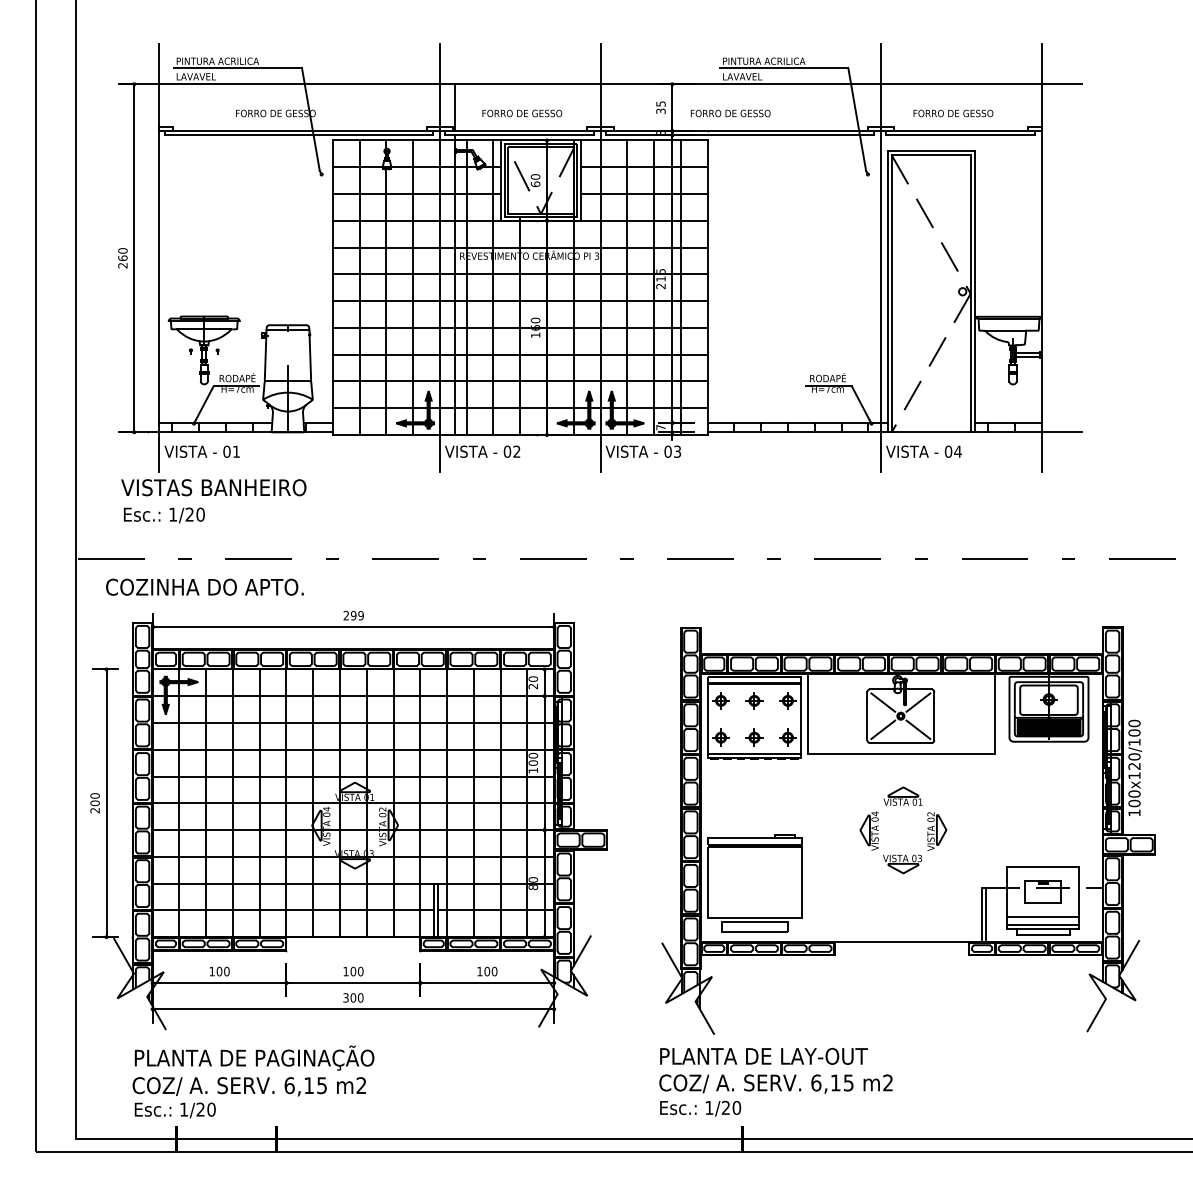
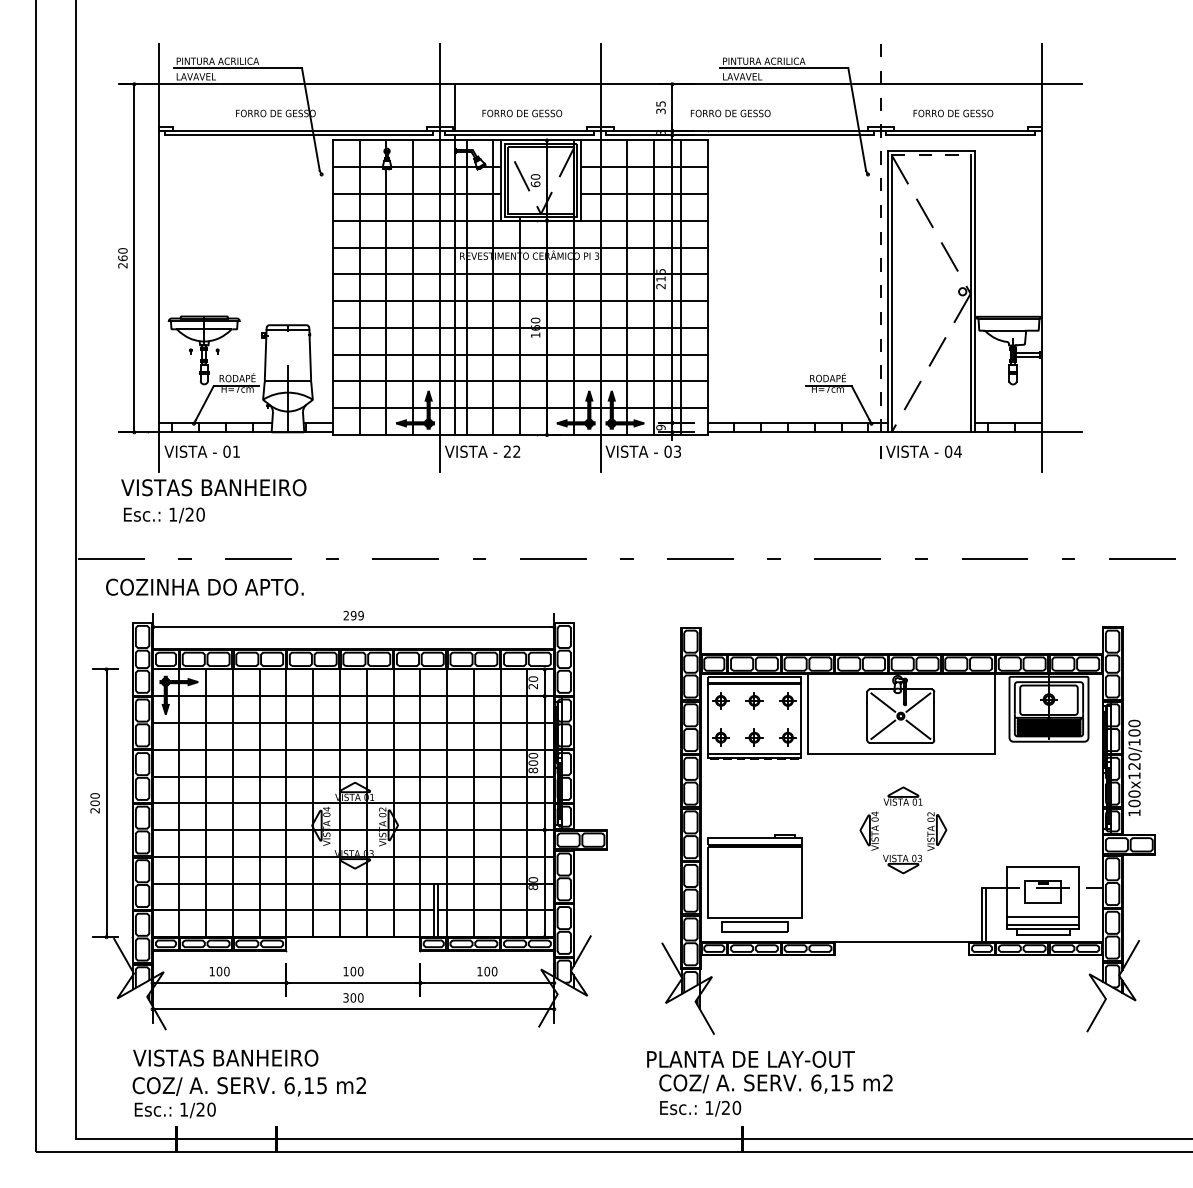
line: solid -> dashed (931, 155)
line: solid -> dashed (881, 258)
text: 7 -> 9 (660, 427)
text: 02 -> 22 (507, 451)
text: 100 -> 800 (533, 770)
text position: (763, 1055) -> (750, 1058) (750, 1058)
text: PLANTA DE PAGINAÇÃO -> VISTAS BANHEIRO (253, 1057)
